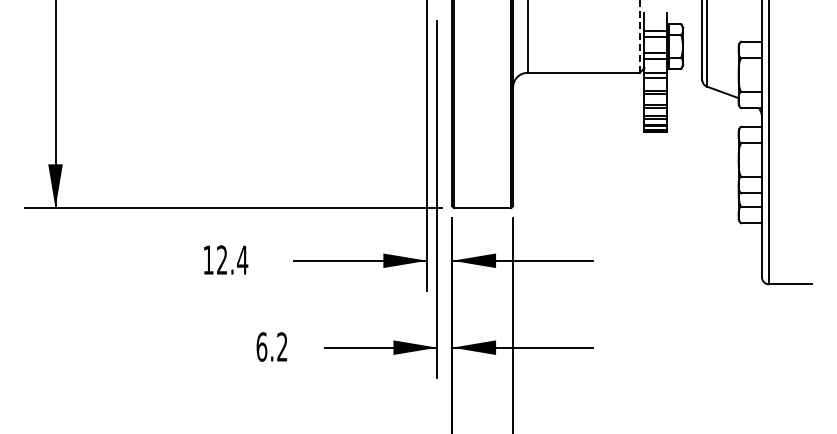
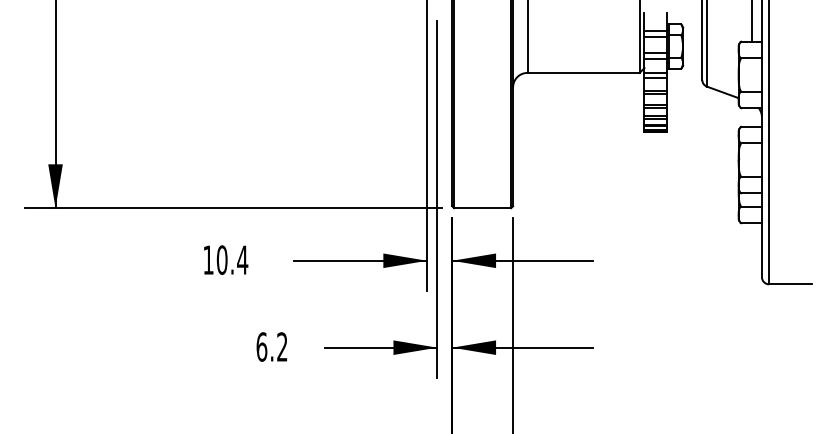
line: none -> present (751, 21)
line: dashed -> solid (639, 35)
text: 12.4 -> 10.4 (221, 259)
